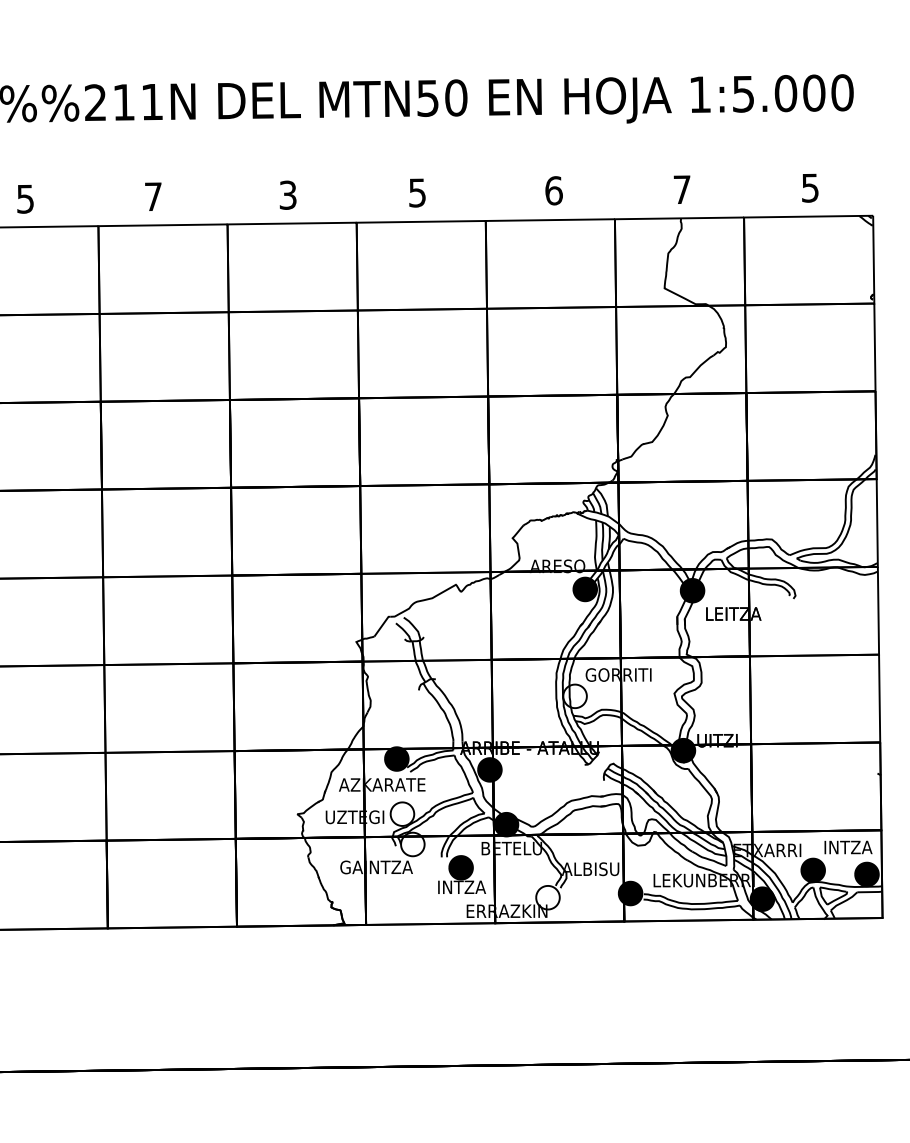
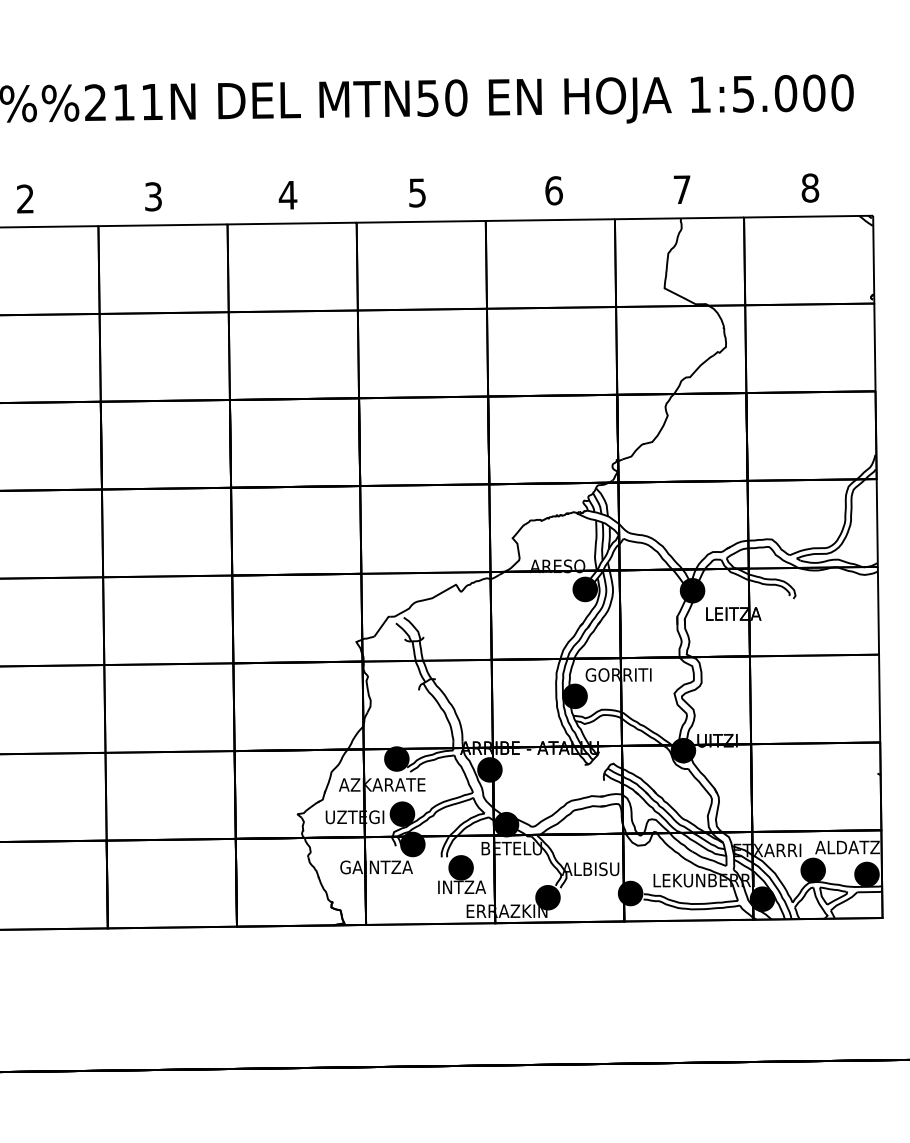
text: 5 -> 8 (810, 187)
text: 3 -> 4 (287, 194)
text: 7 -> 3 (153, 196)
text: 5 -> 2 (25, 198)
fill: none -> present (574, 696)
fill: none -> present (402, 813)
fill: none -> present (412, 844)
text: INTZA -> ALDATZ (847, 847)
fill: none -> present (547, 897)
